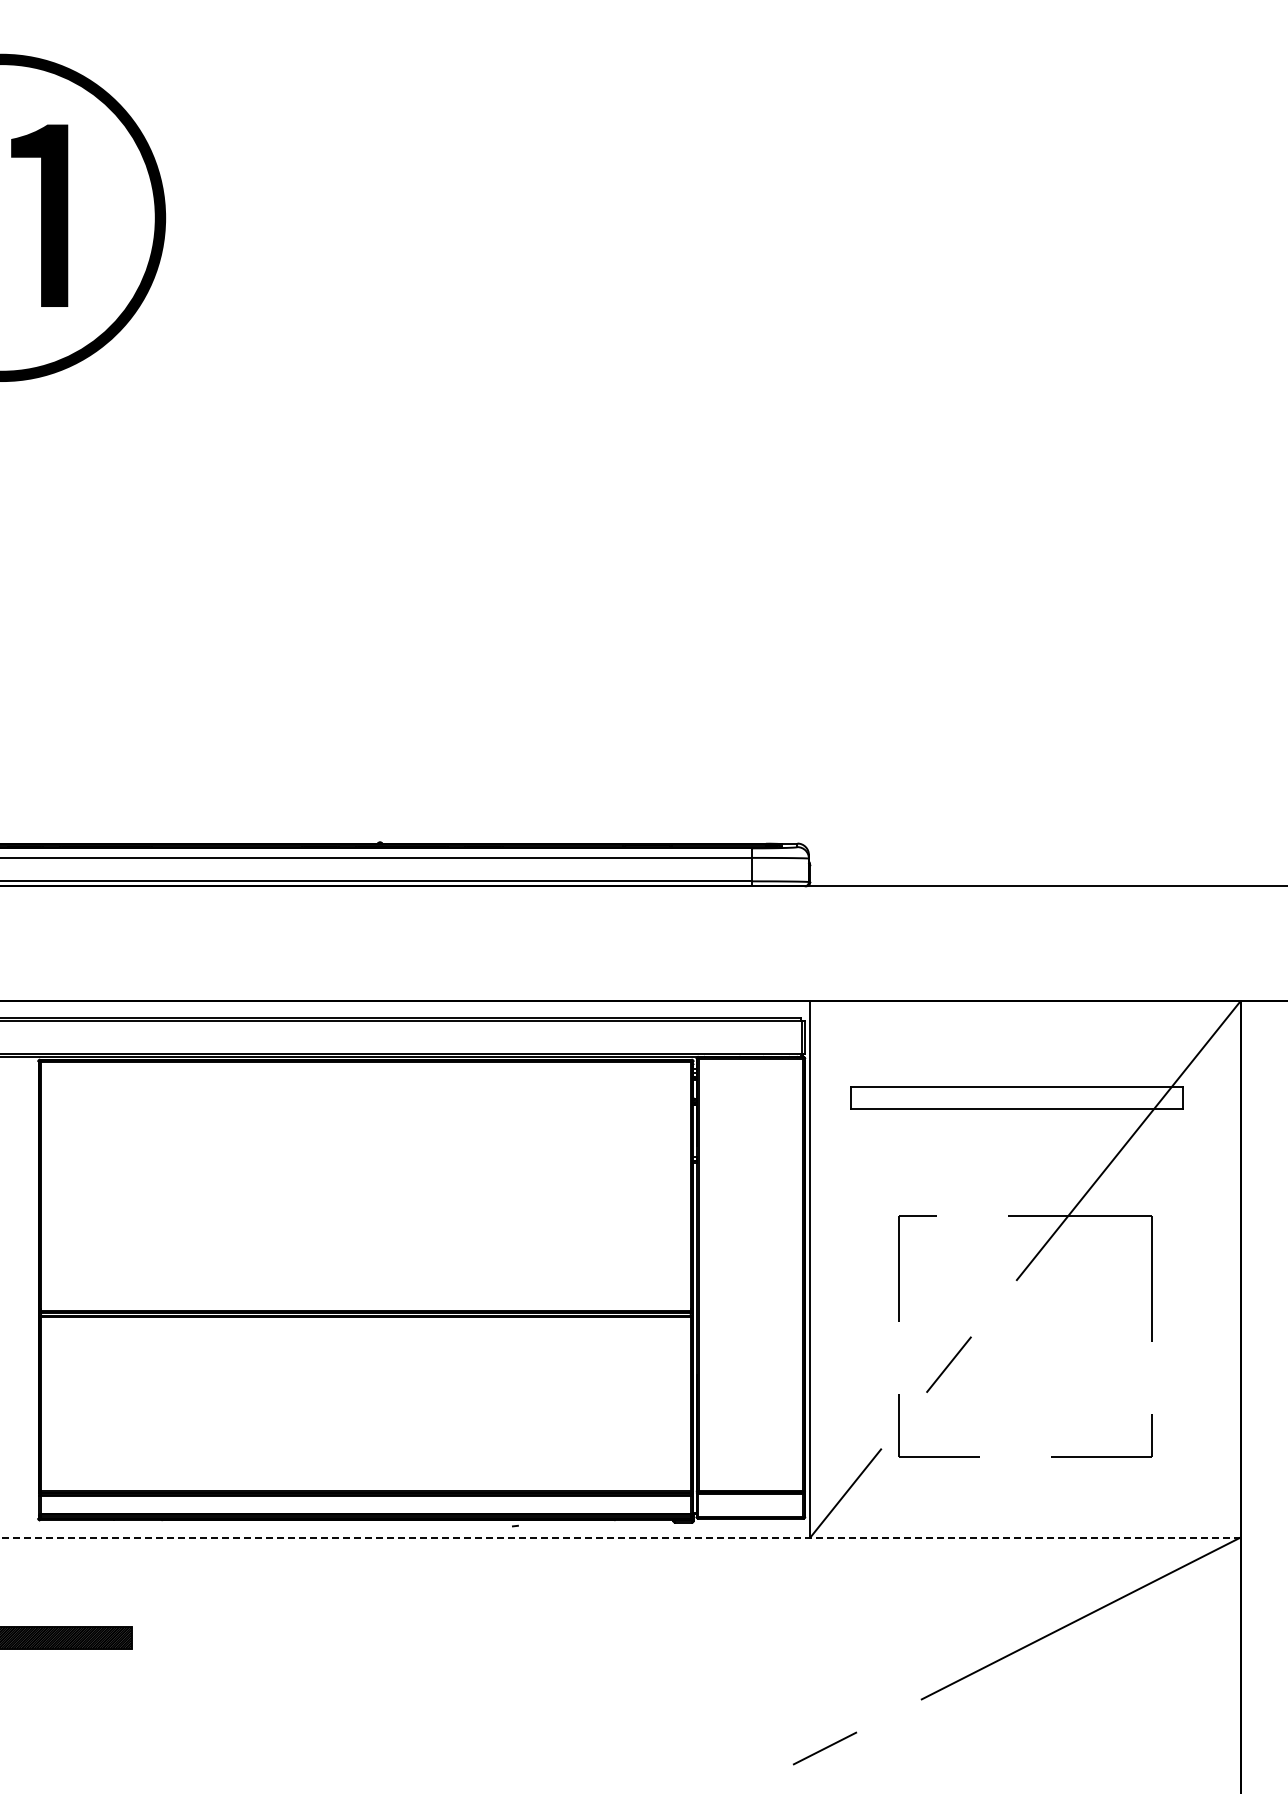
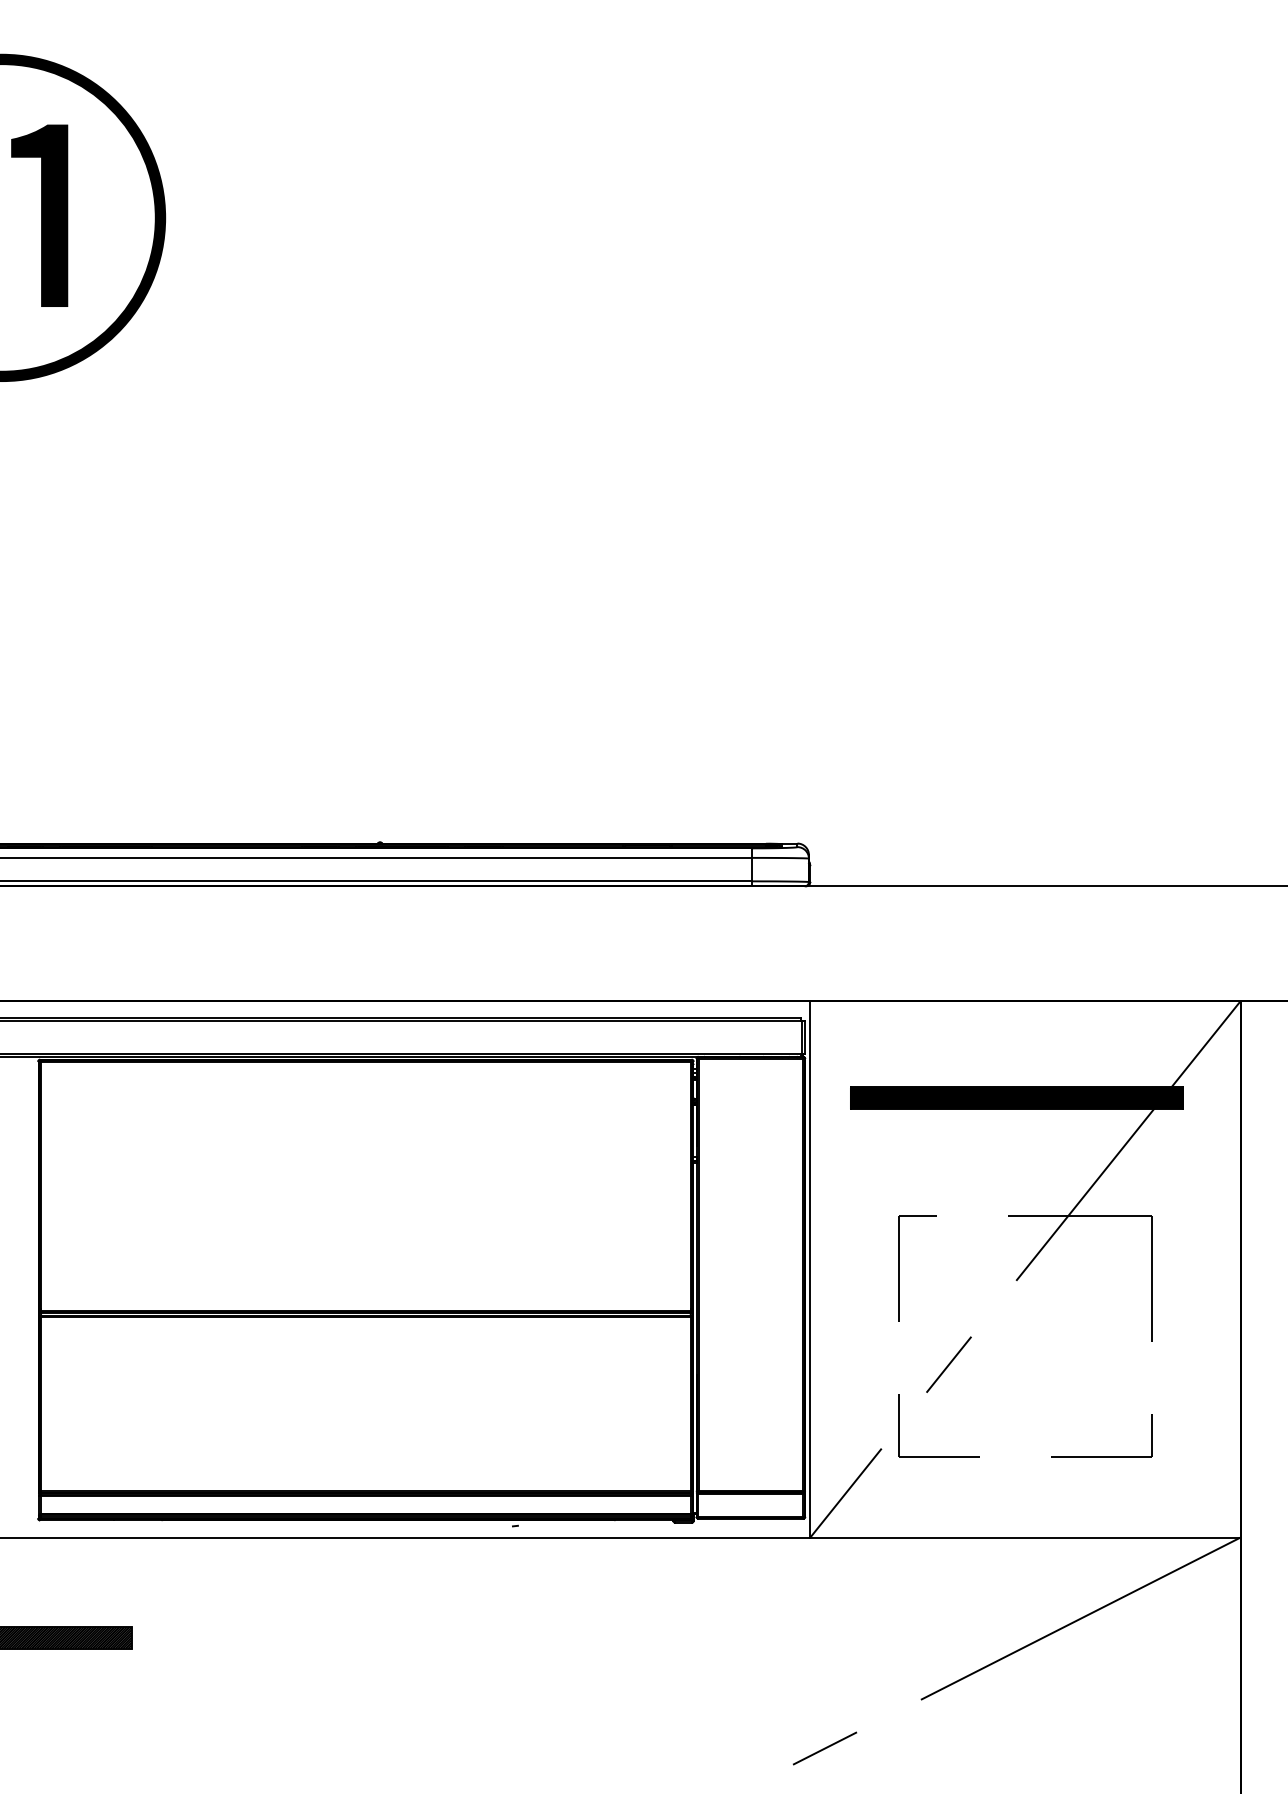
hatch: none -> present (1016, 1097)
line: dashed -> solid (620, 1537)
